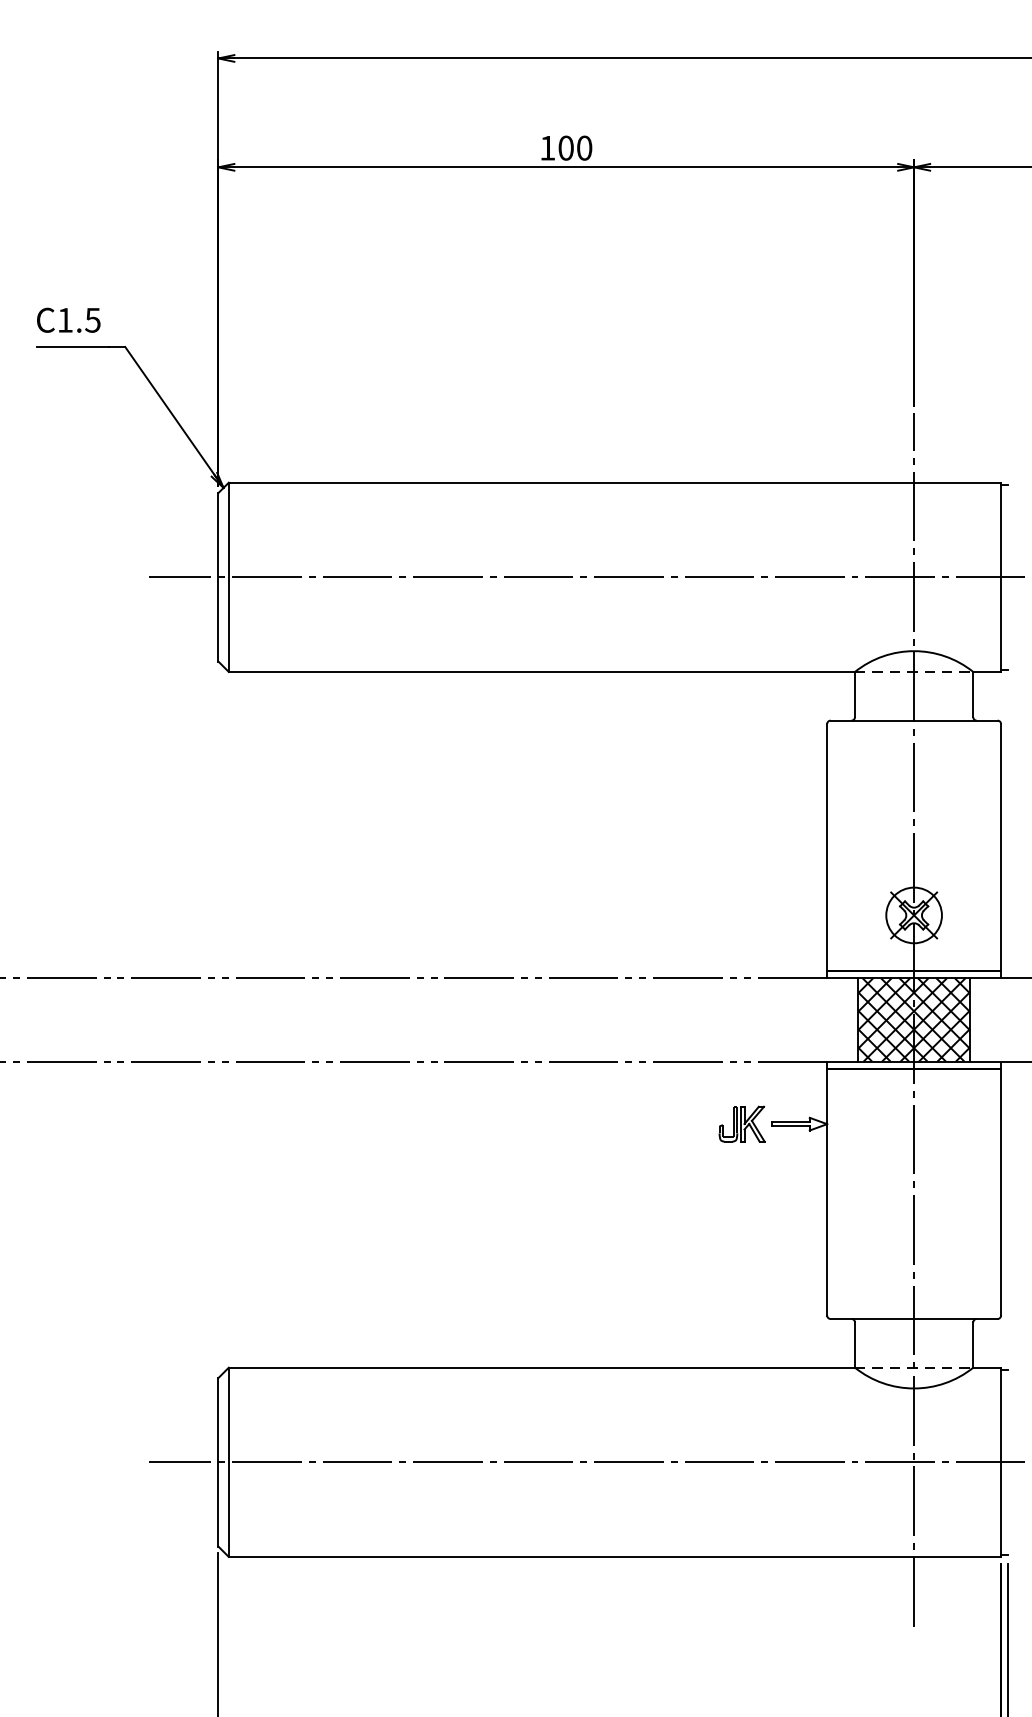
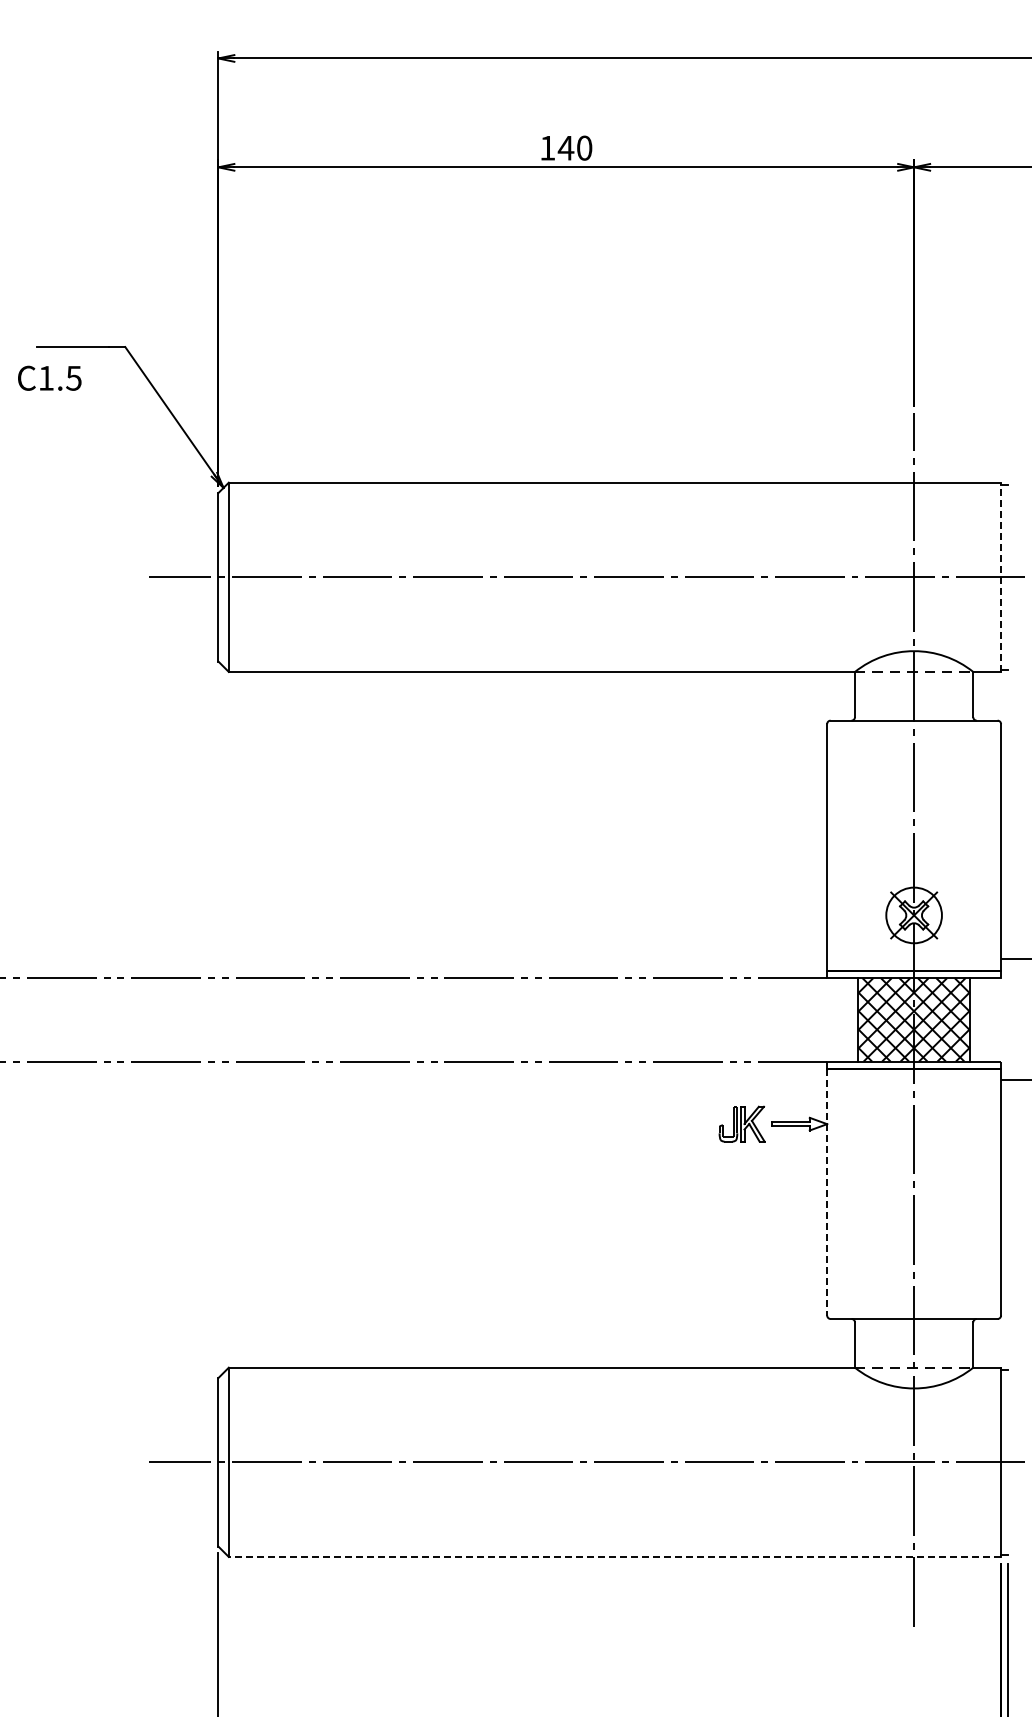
text: 100 -> 140 (565, 147)
text position: (68, 319) -> (49, 377) (49, 377)
line: solid -> dashed (1001, 577)
line position: (1014, 978) -> (1014, 959) (1014, 959)
line position: (1014, 1061) -> (1014, 1079) (1014, 1079)
line: solid -> dashed (827, 1192)
line: solid -> dashed (614, 1556)
